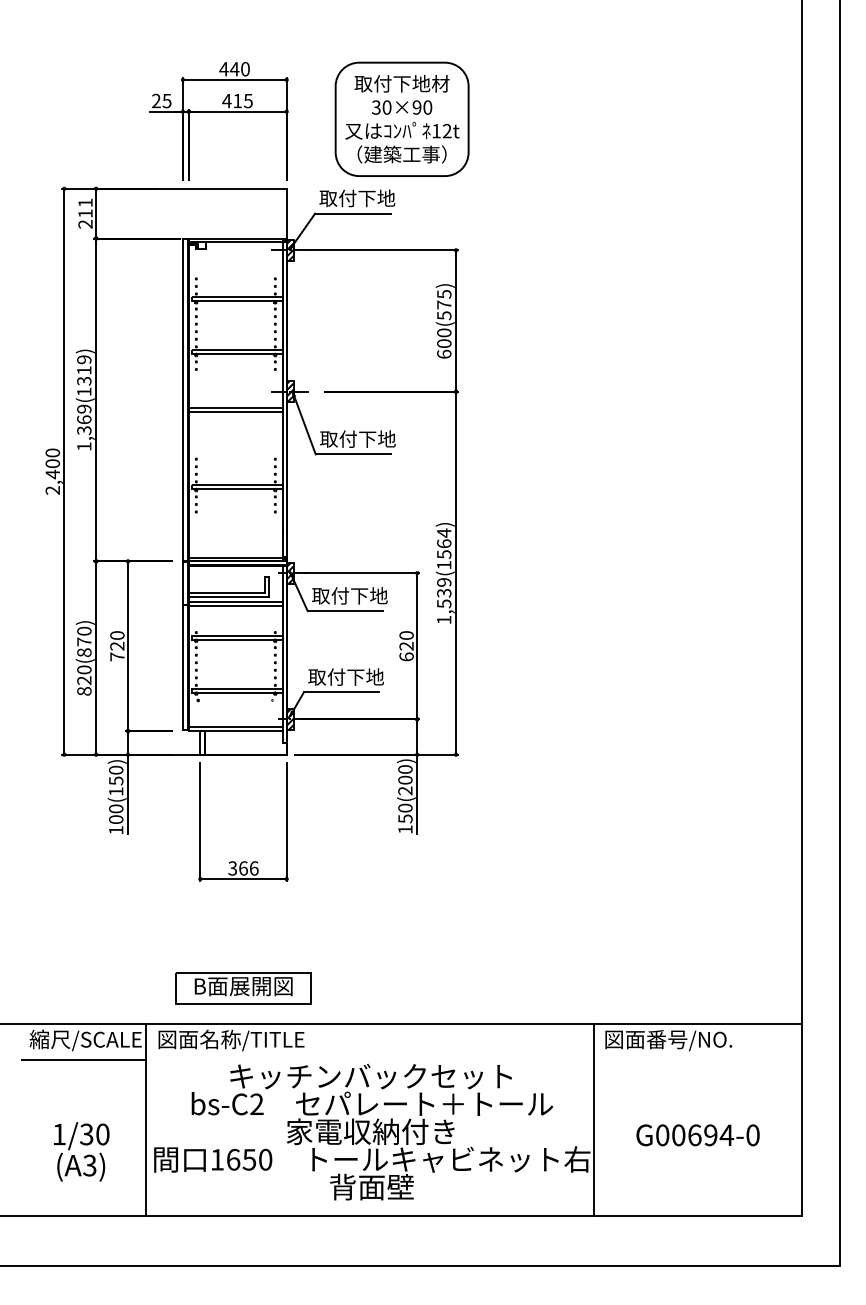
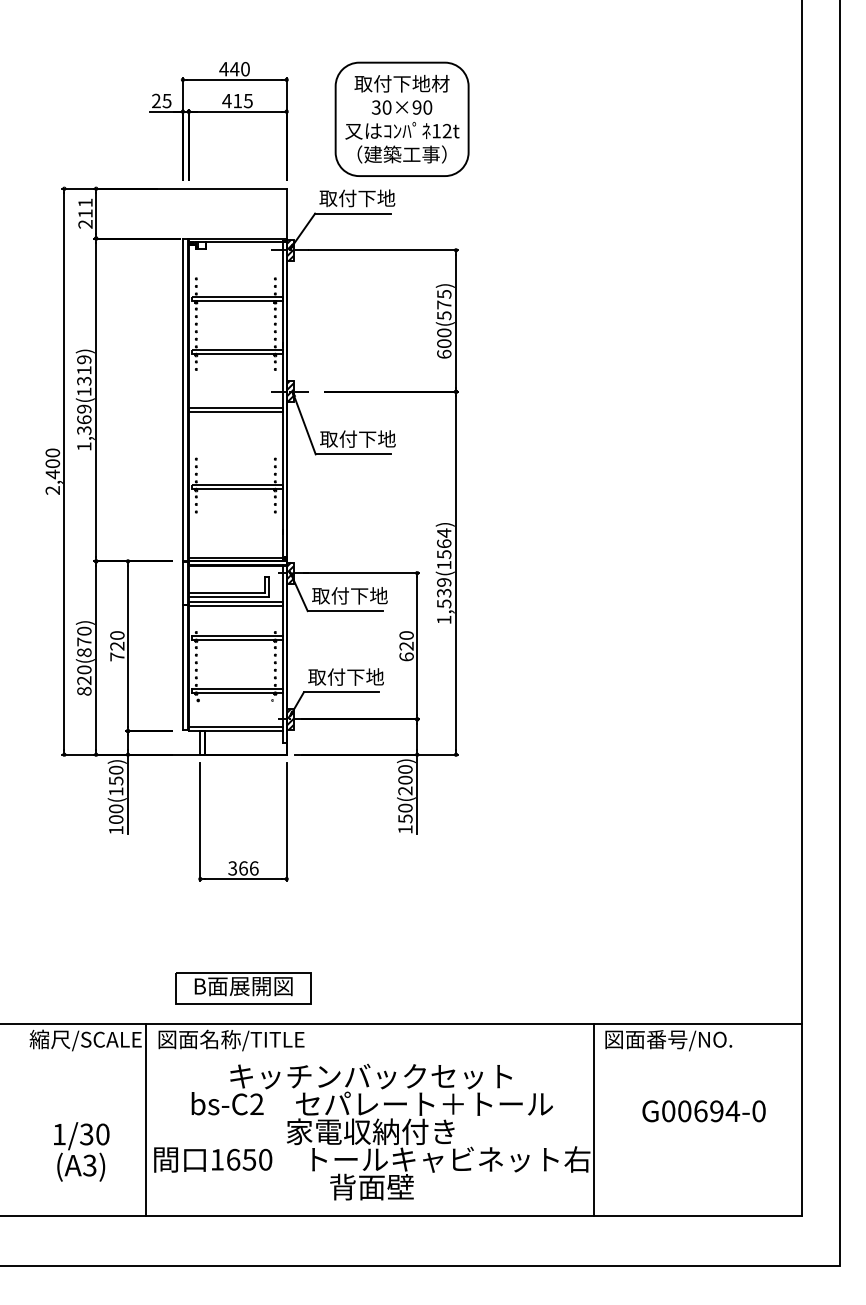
line: present -> none (83, 1059)
text position: (697, 1135) -> (703, 1111) (703, 1111)
